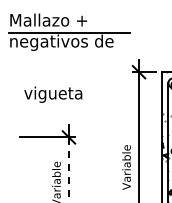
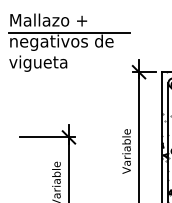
text position: (53, 94) -> (38, 63) (38, 63)
text position: (126, 167) -> (126, 151) (126, 151)
line: dashed -> solid (68, 170)
